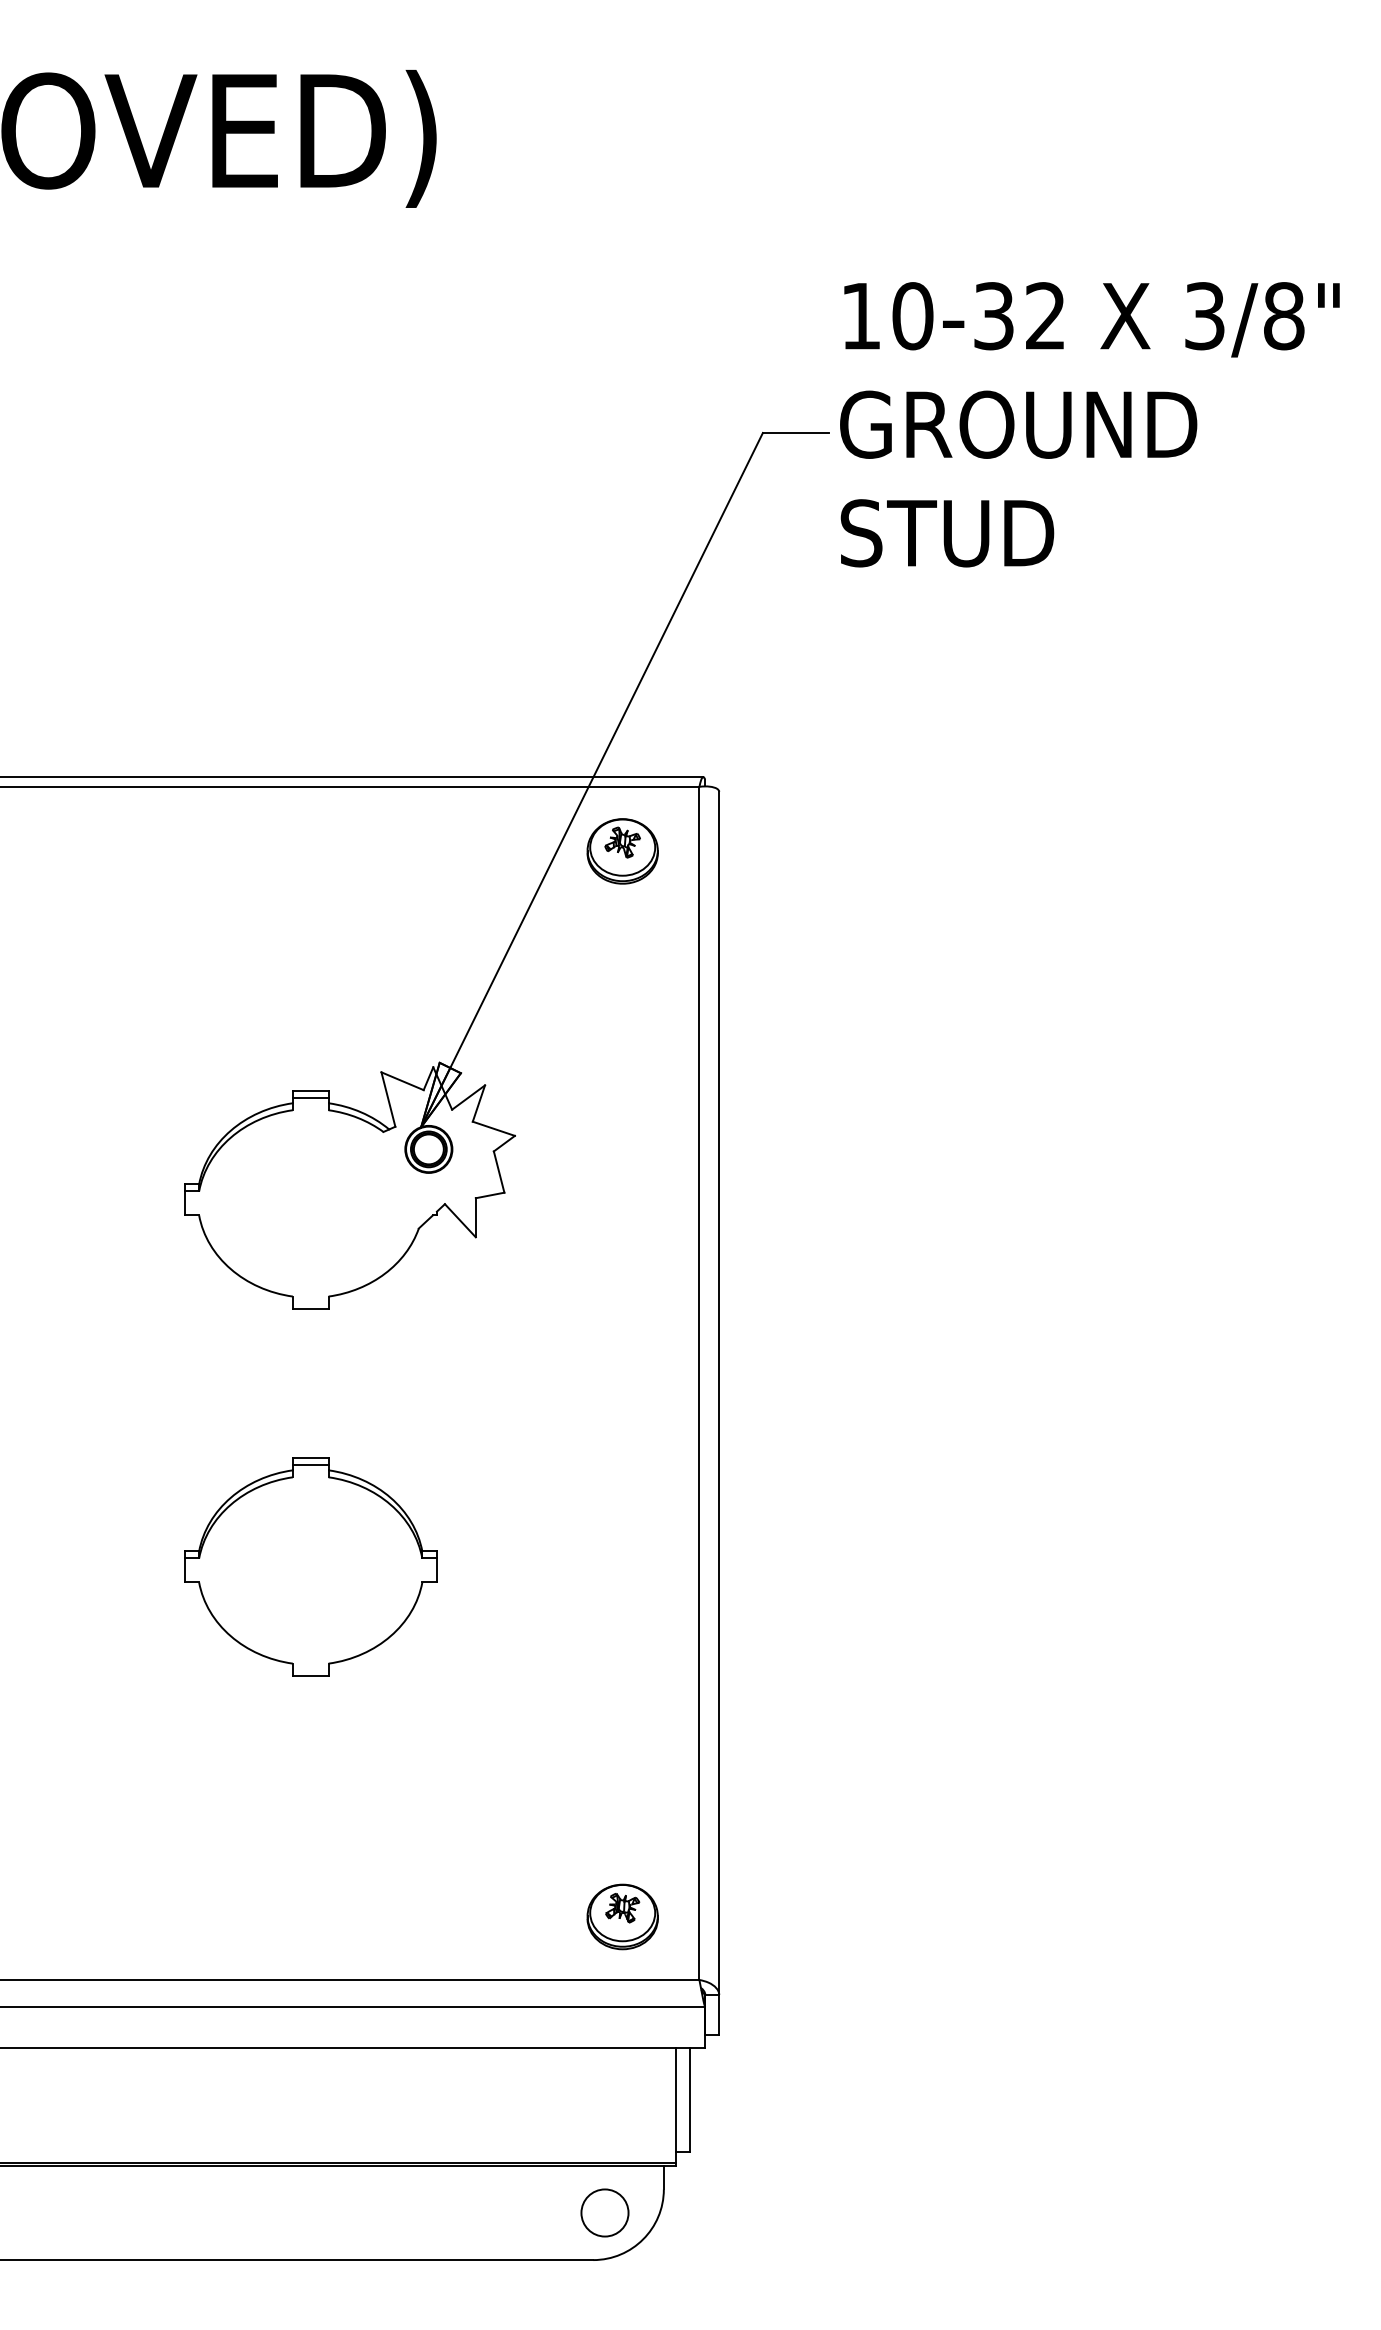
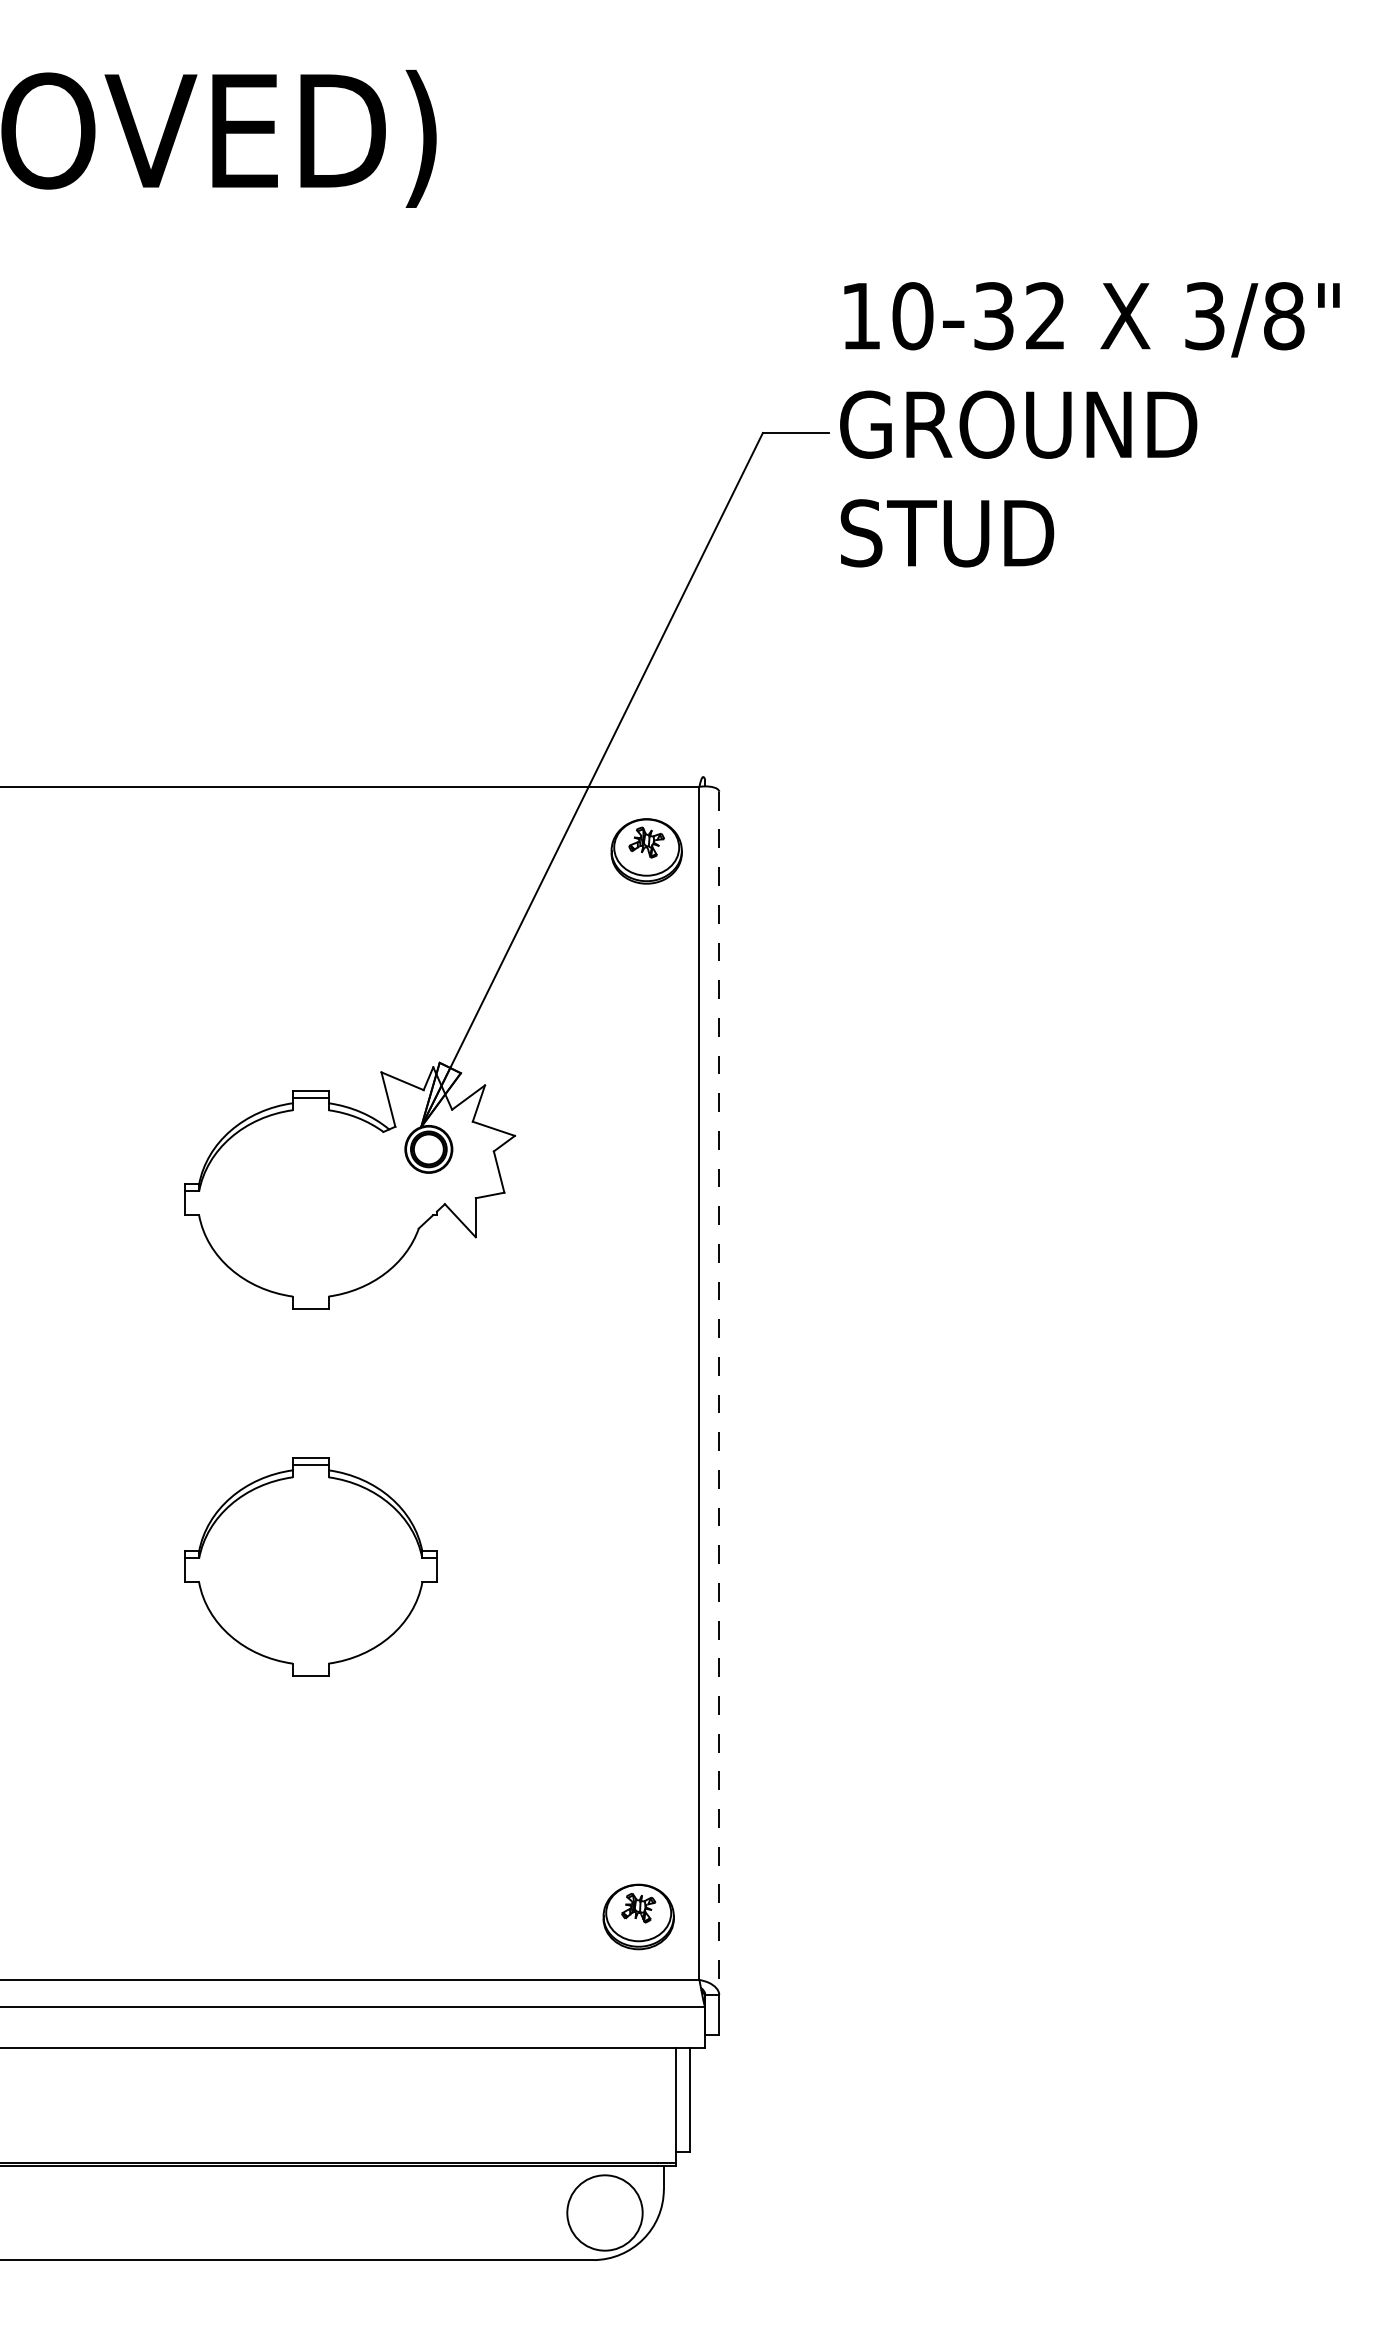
line: present -> none (352, 776)
part position: (622, 851) -> (646, 851) (646, 851)
line: solid -> dashed (719, 1393)
part position: (622, 1916) -> (638, 1916) (638, 1916)
circle diameter: 47 px -> 75 px (604, 2212)
